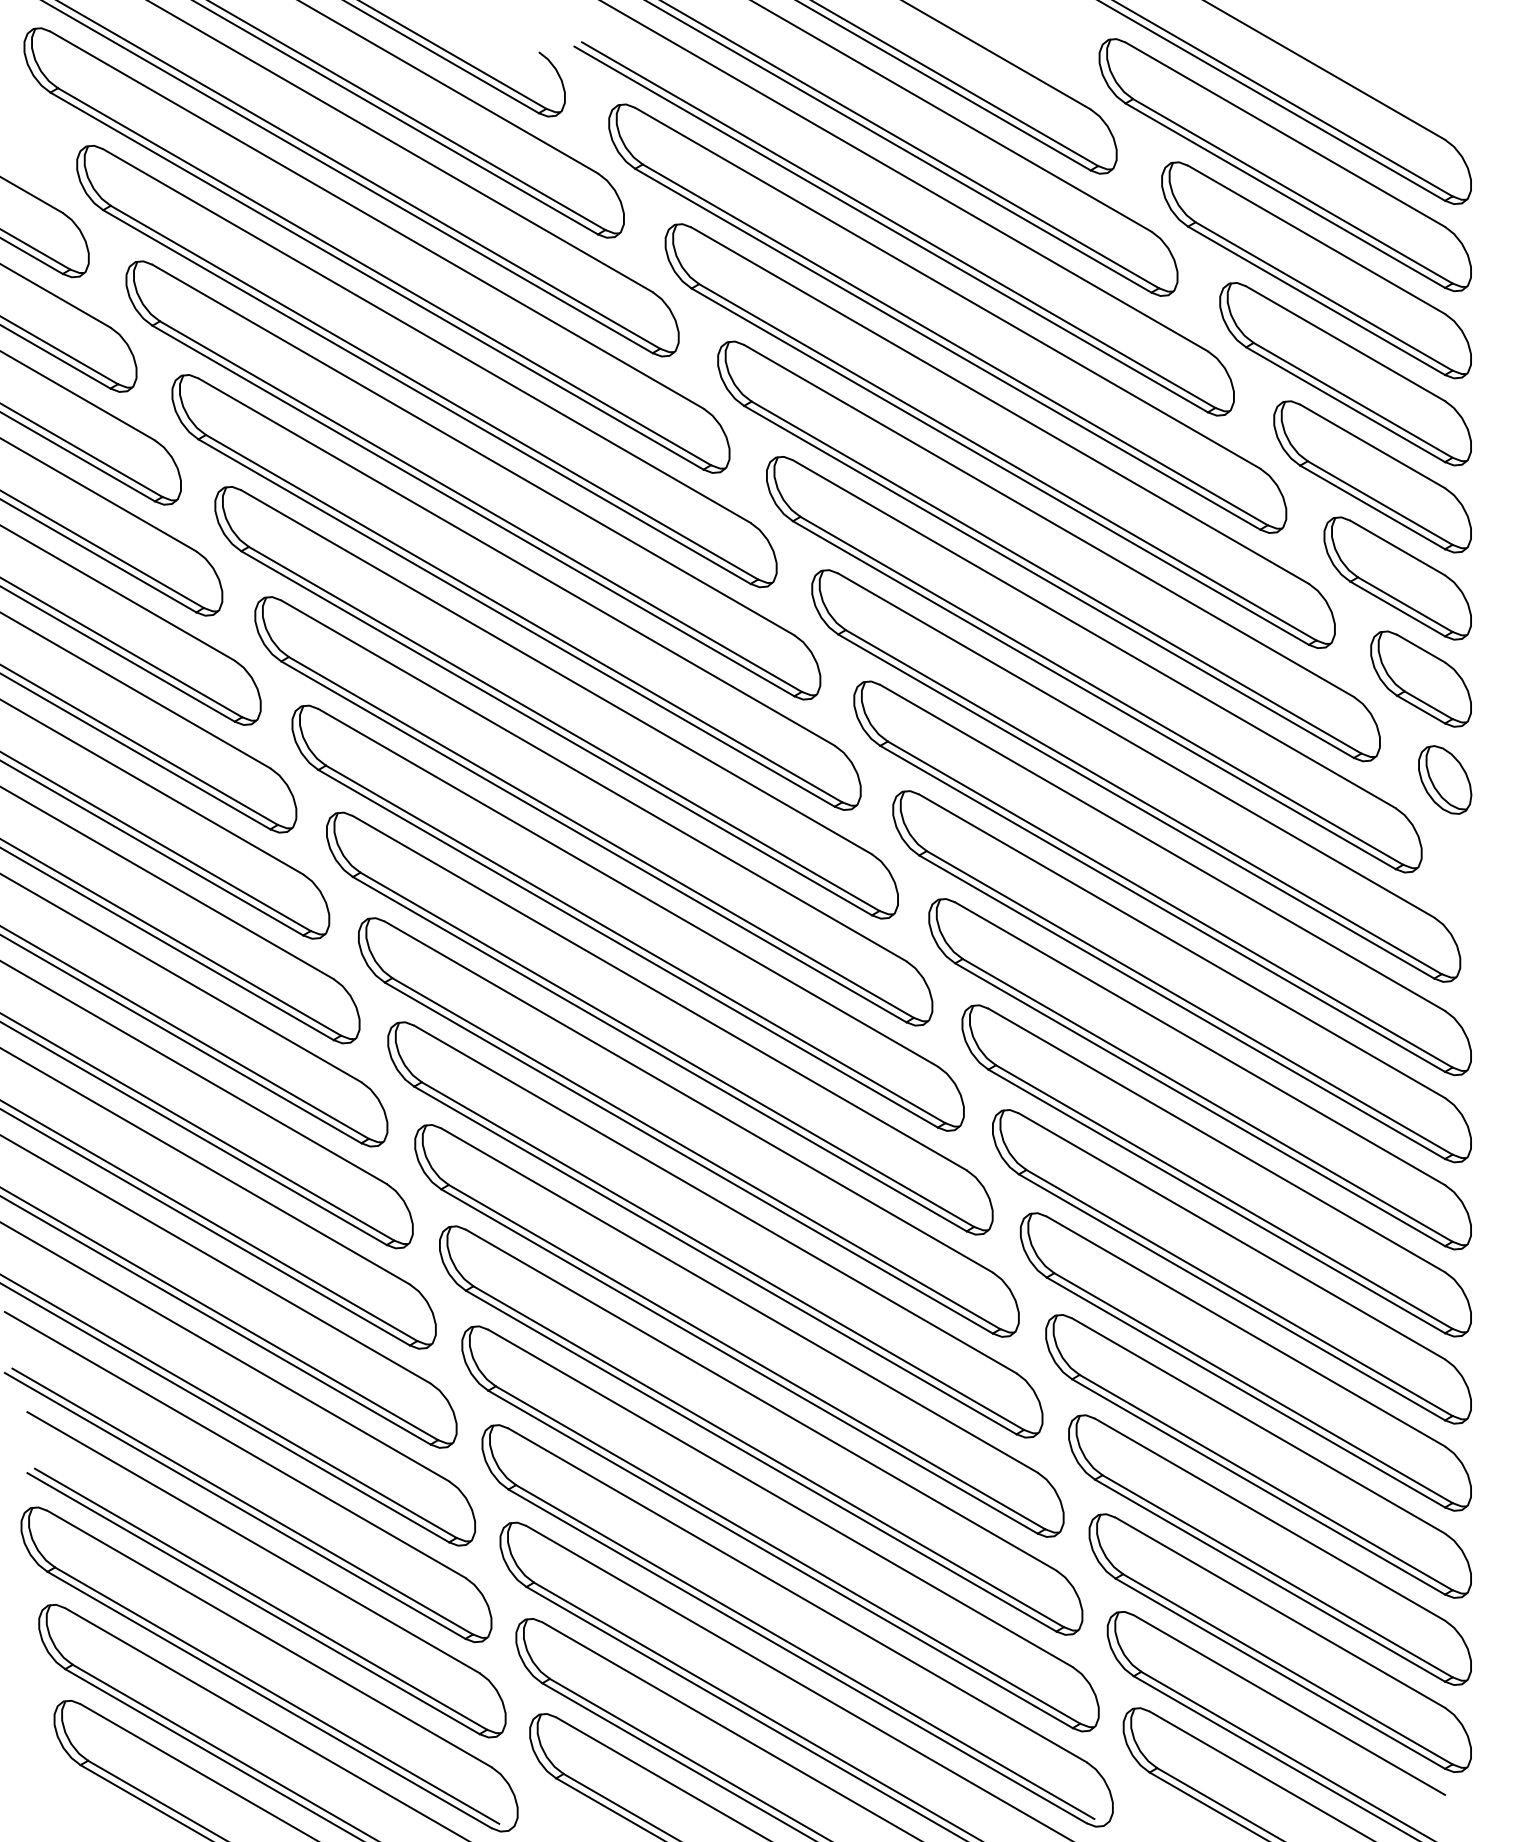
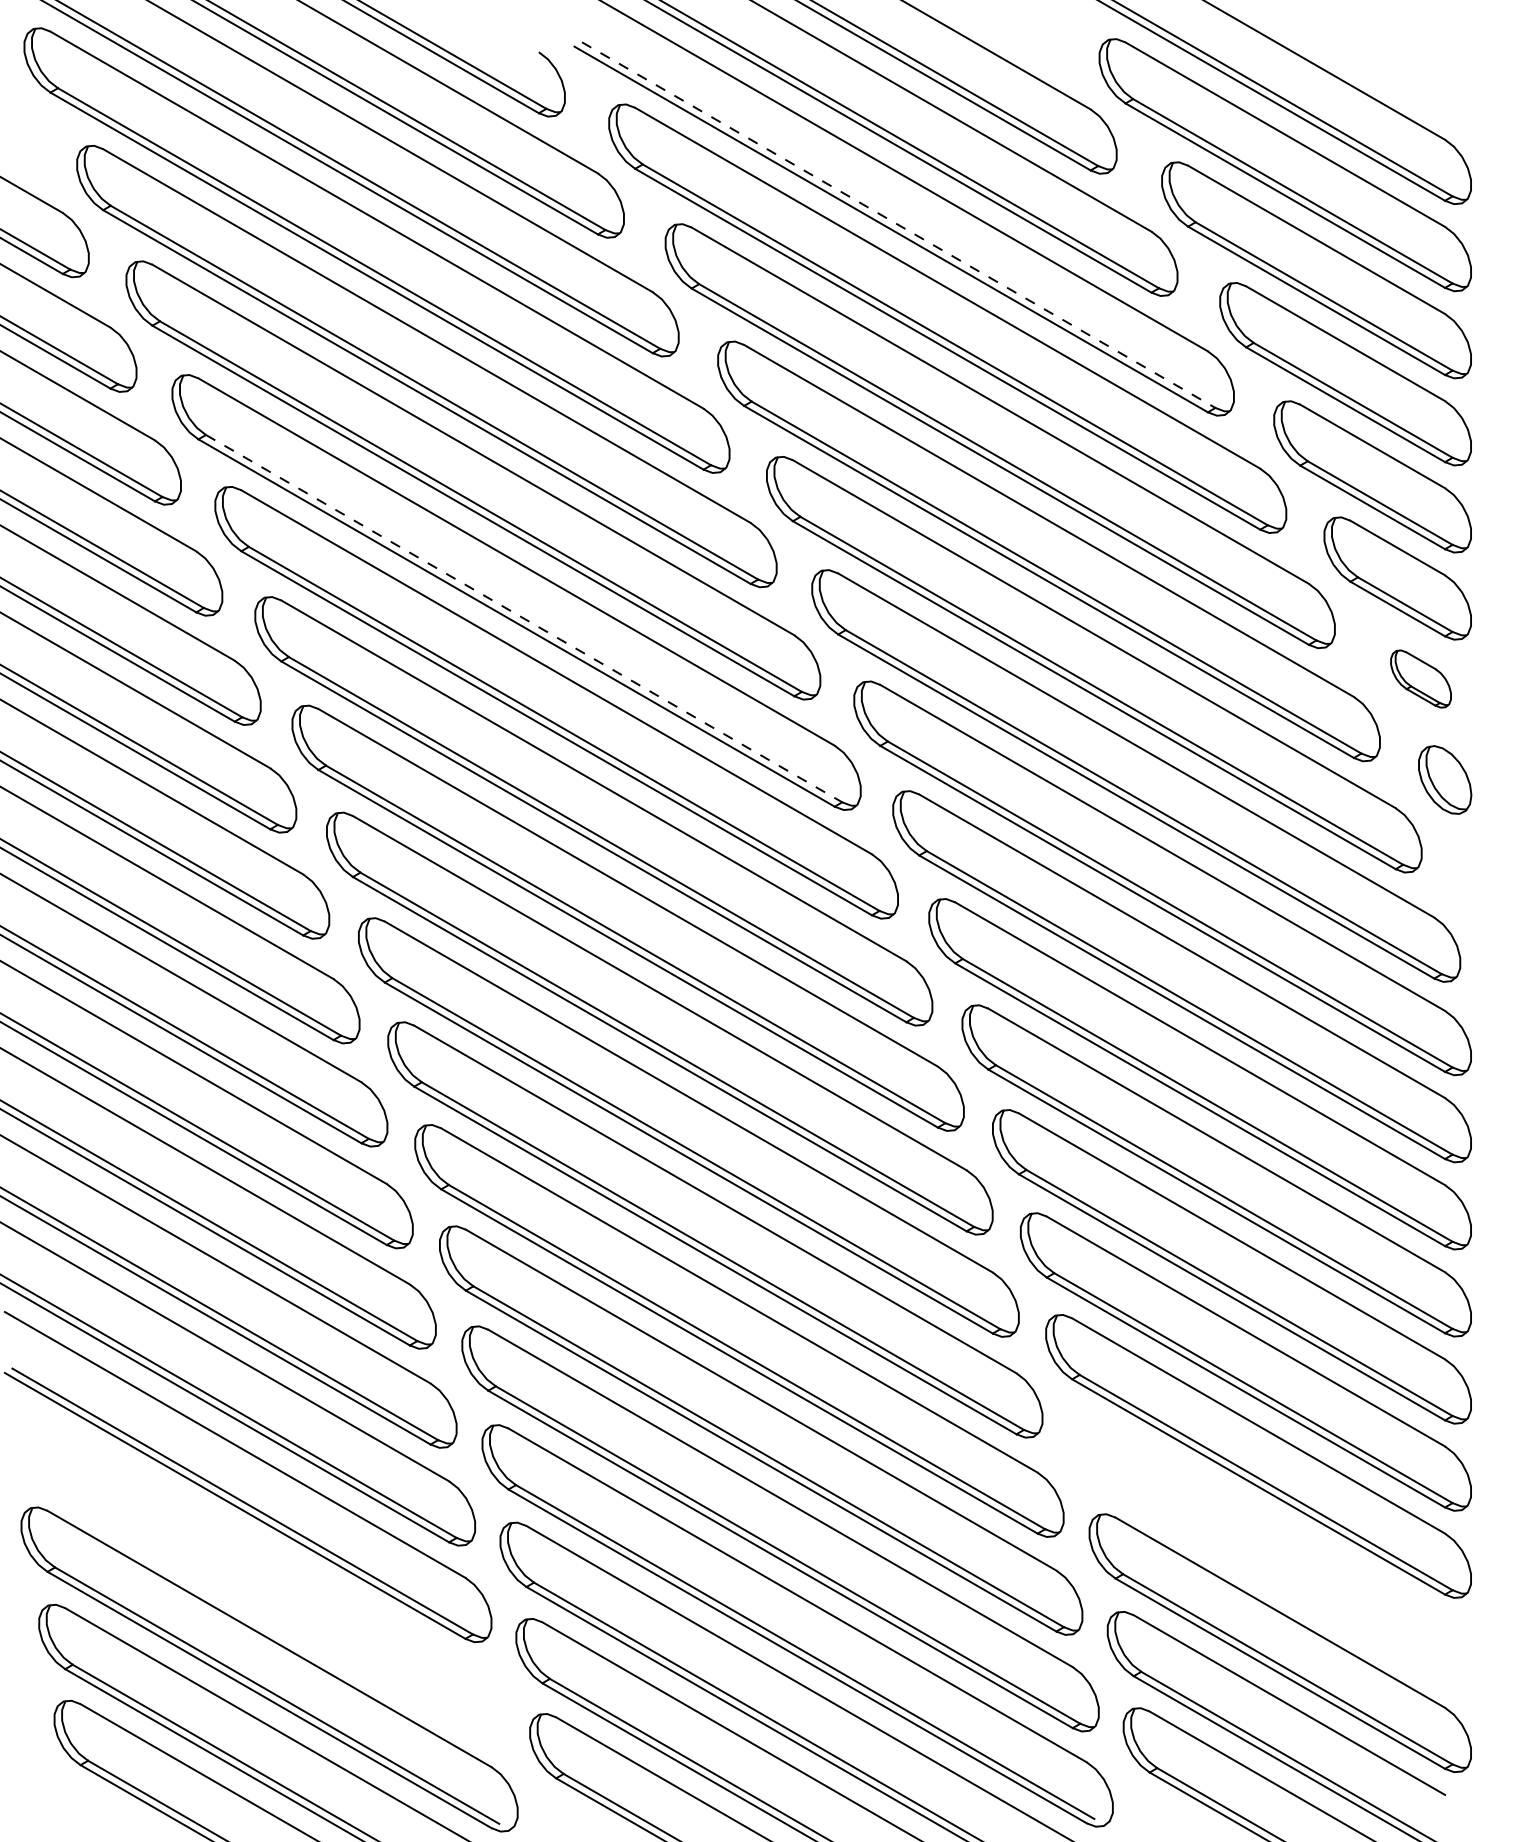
line: solid -> dashed (898, 225)
line: solid -> dashed (524, 618)
part size: 102x98 px -> 62x60 px (1420, 678)
part: present -> none (1269, 1549)
part: present -> none (278, 1558)
